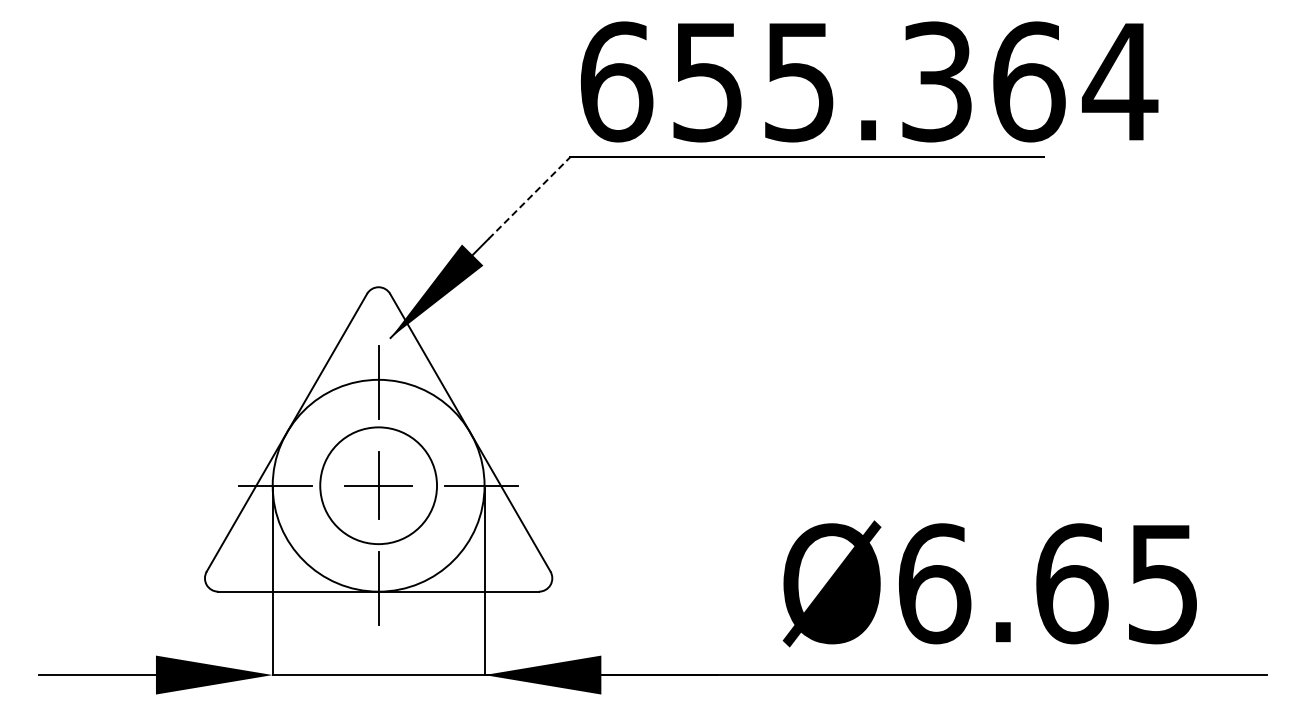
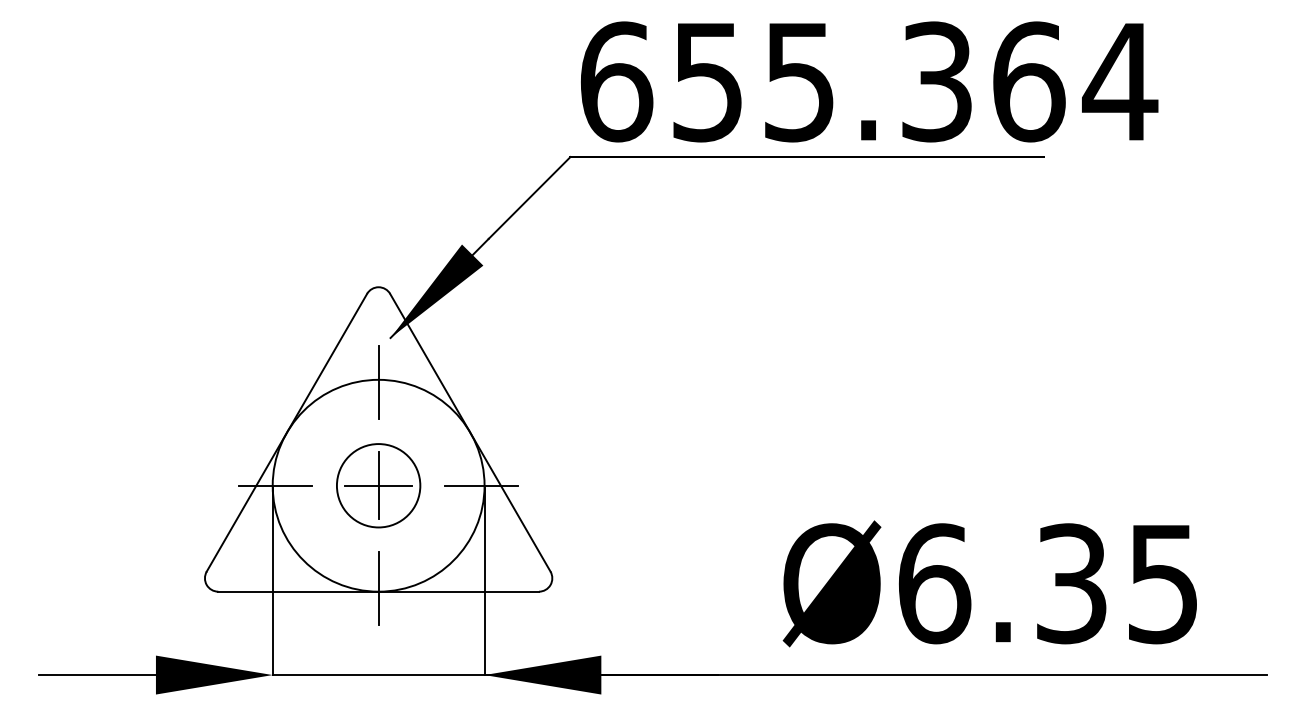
line: dashed -> solid (529, 197)
circle diameter: 117 px -> 83 px (378, 485)
text: Ø6.65 -> Ø6.35 (1072, 583)
